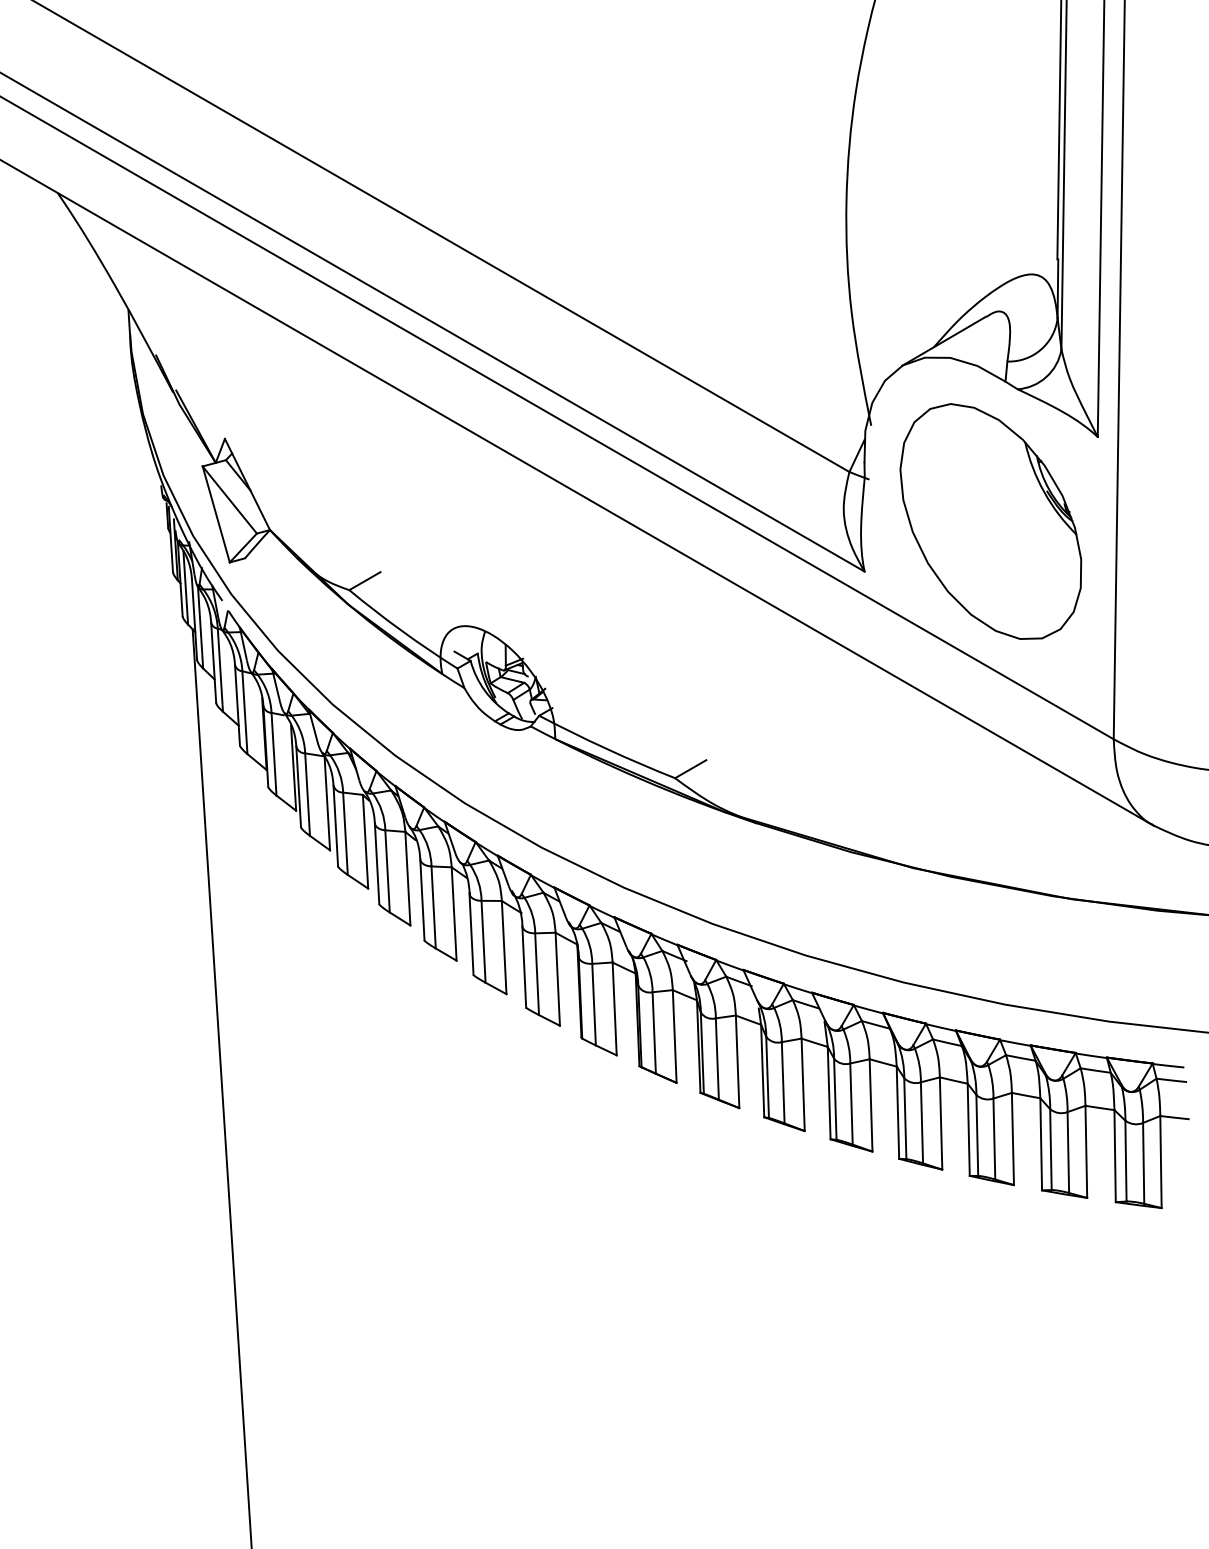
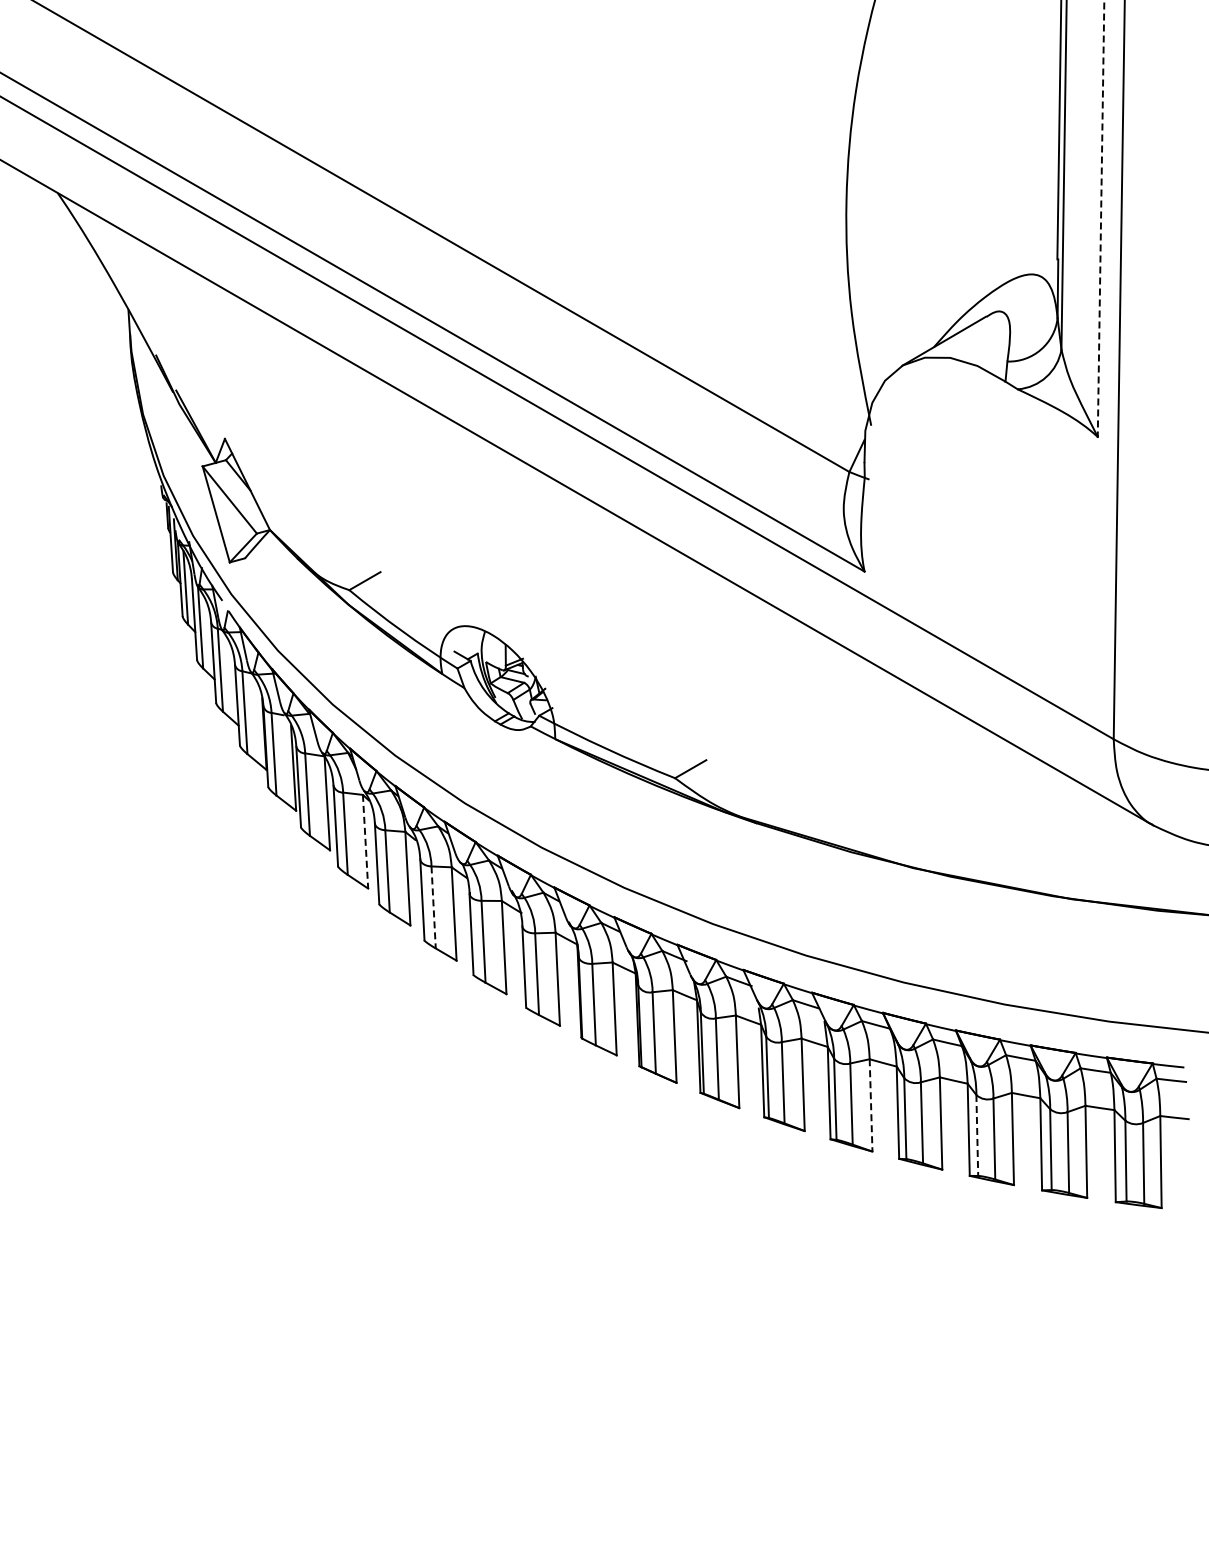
line: solid -> dashed (1101, 218)
part: present -> none (990, 521)
line: solid -> dashed (365, 841)
line: solid -> dashed (433, 907)
line: present -> none (221, 1087)
line: solid -> dashed (871, 1105)
line: solid -> dashed (977, 1135)
